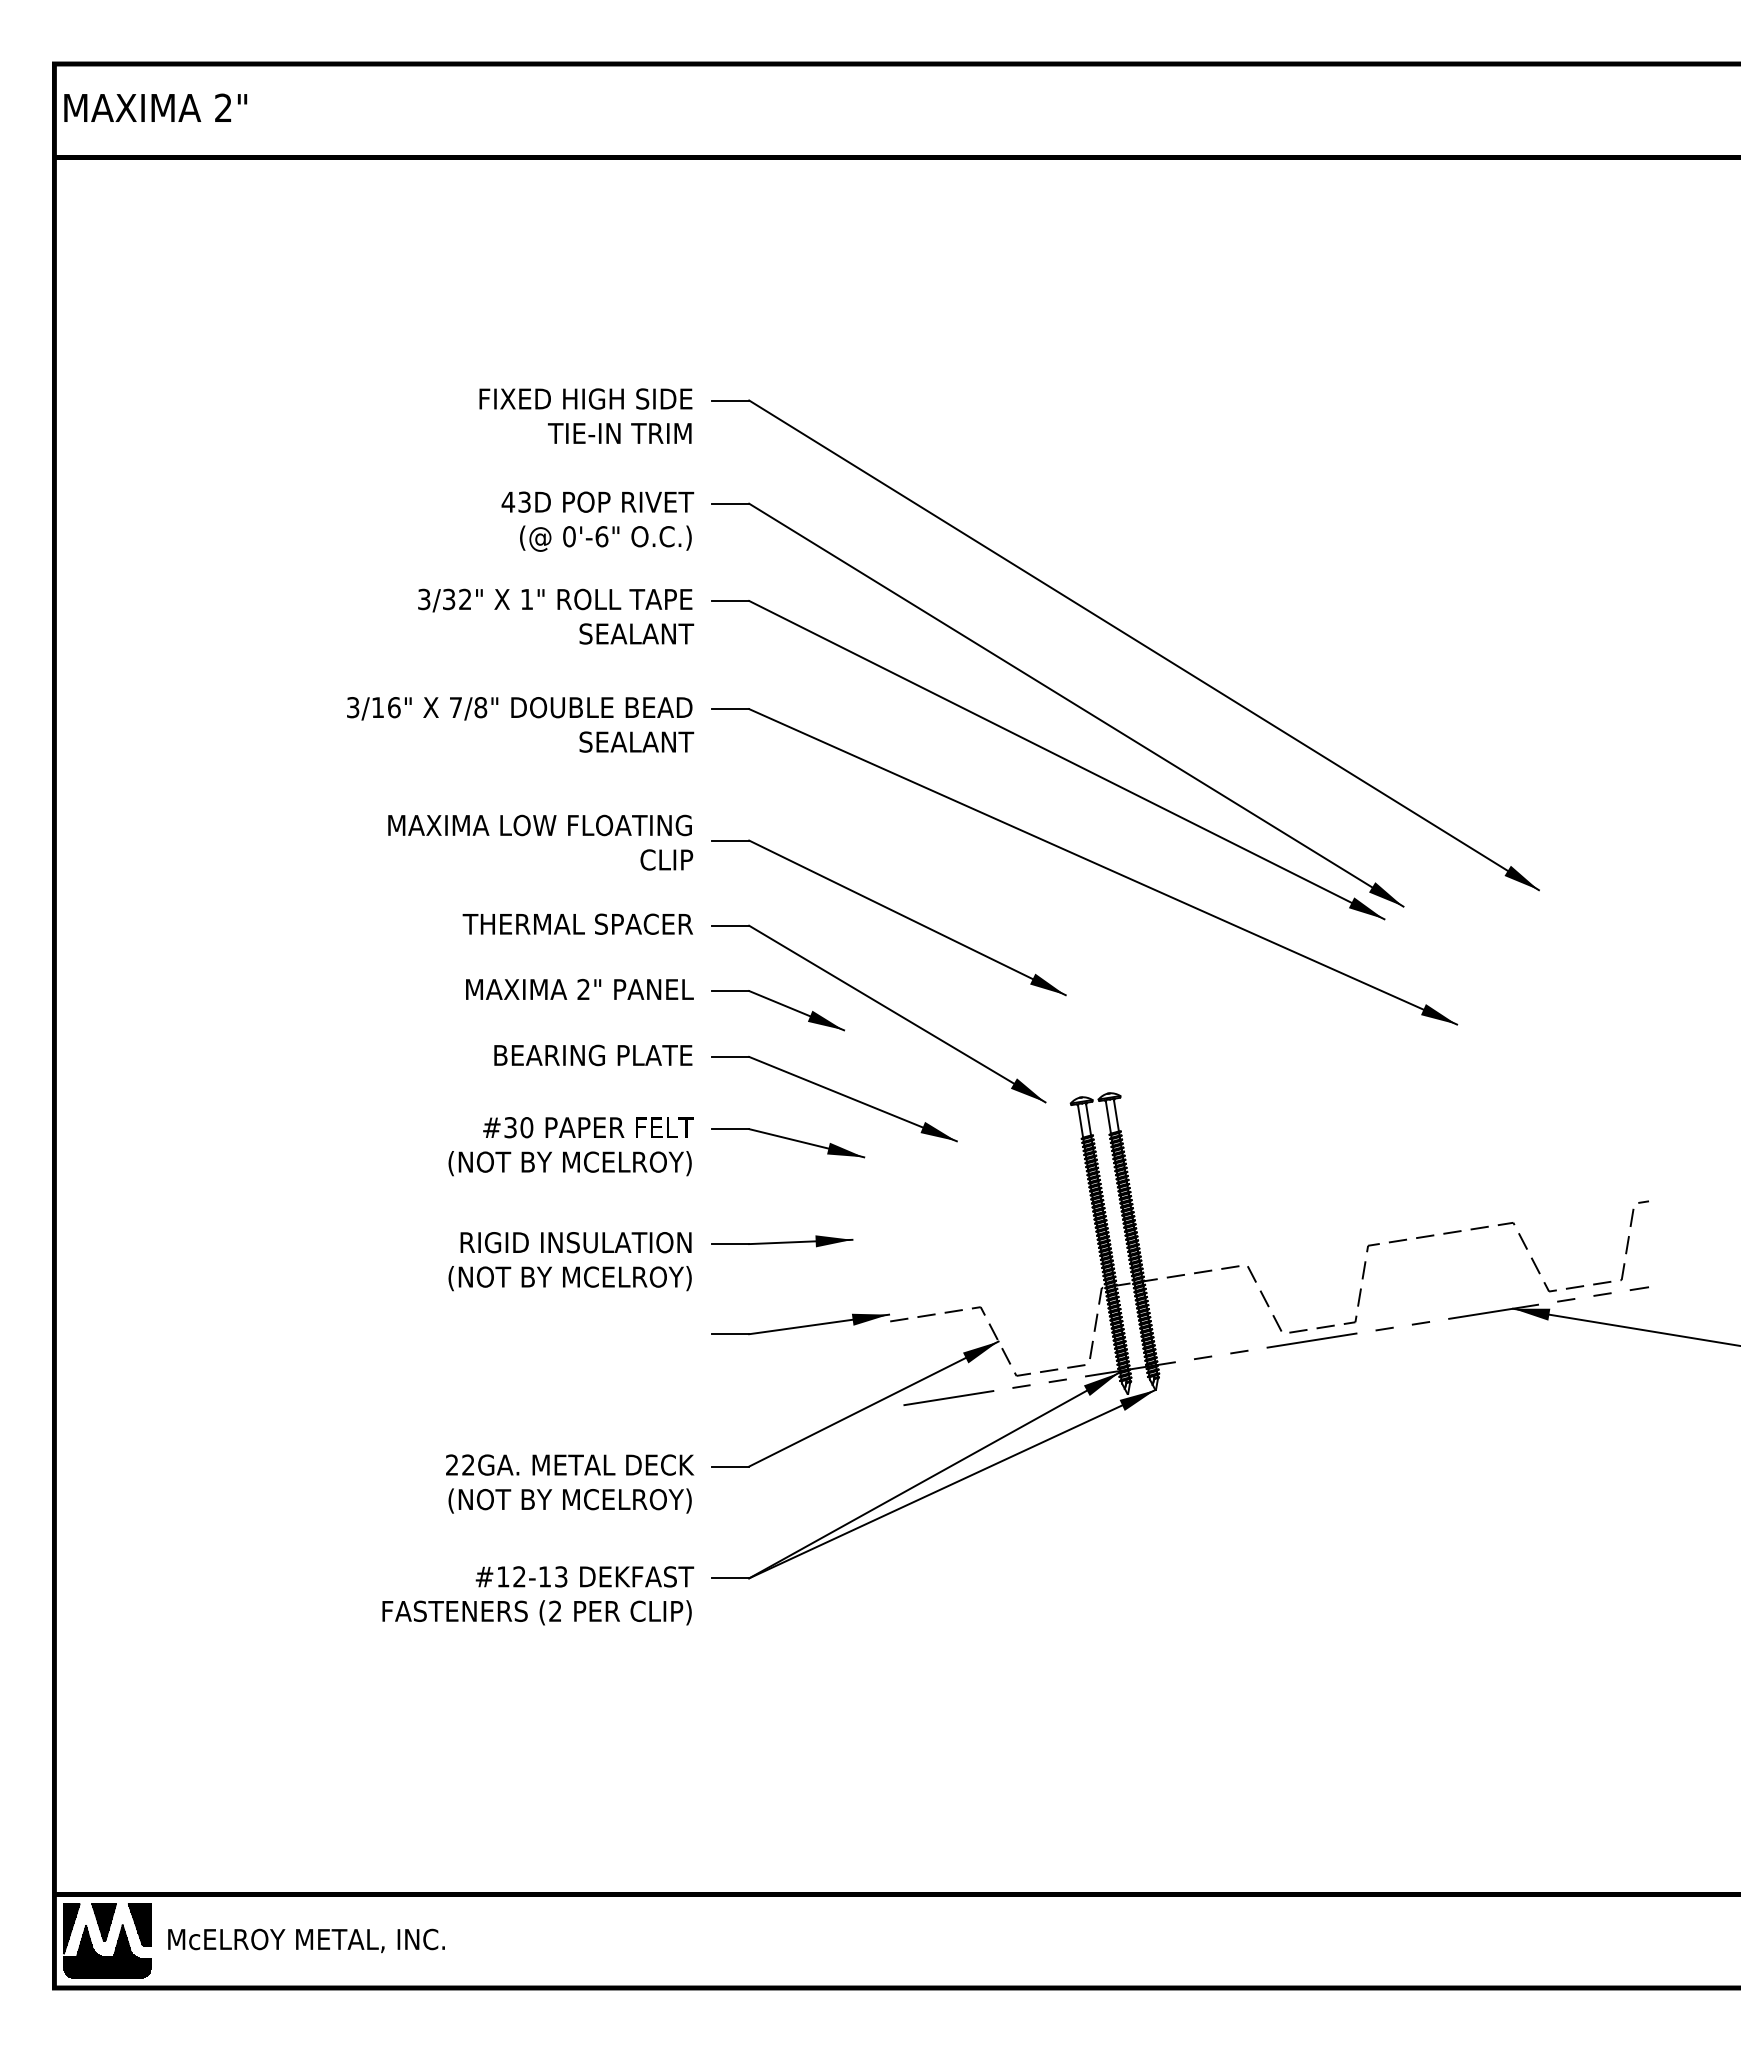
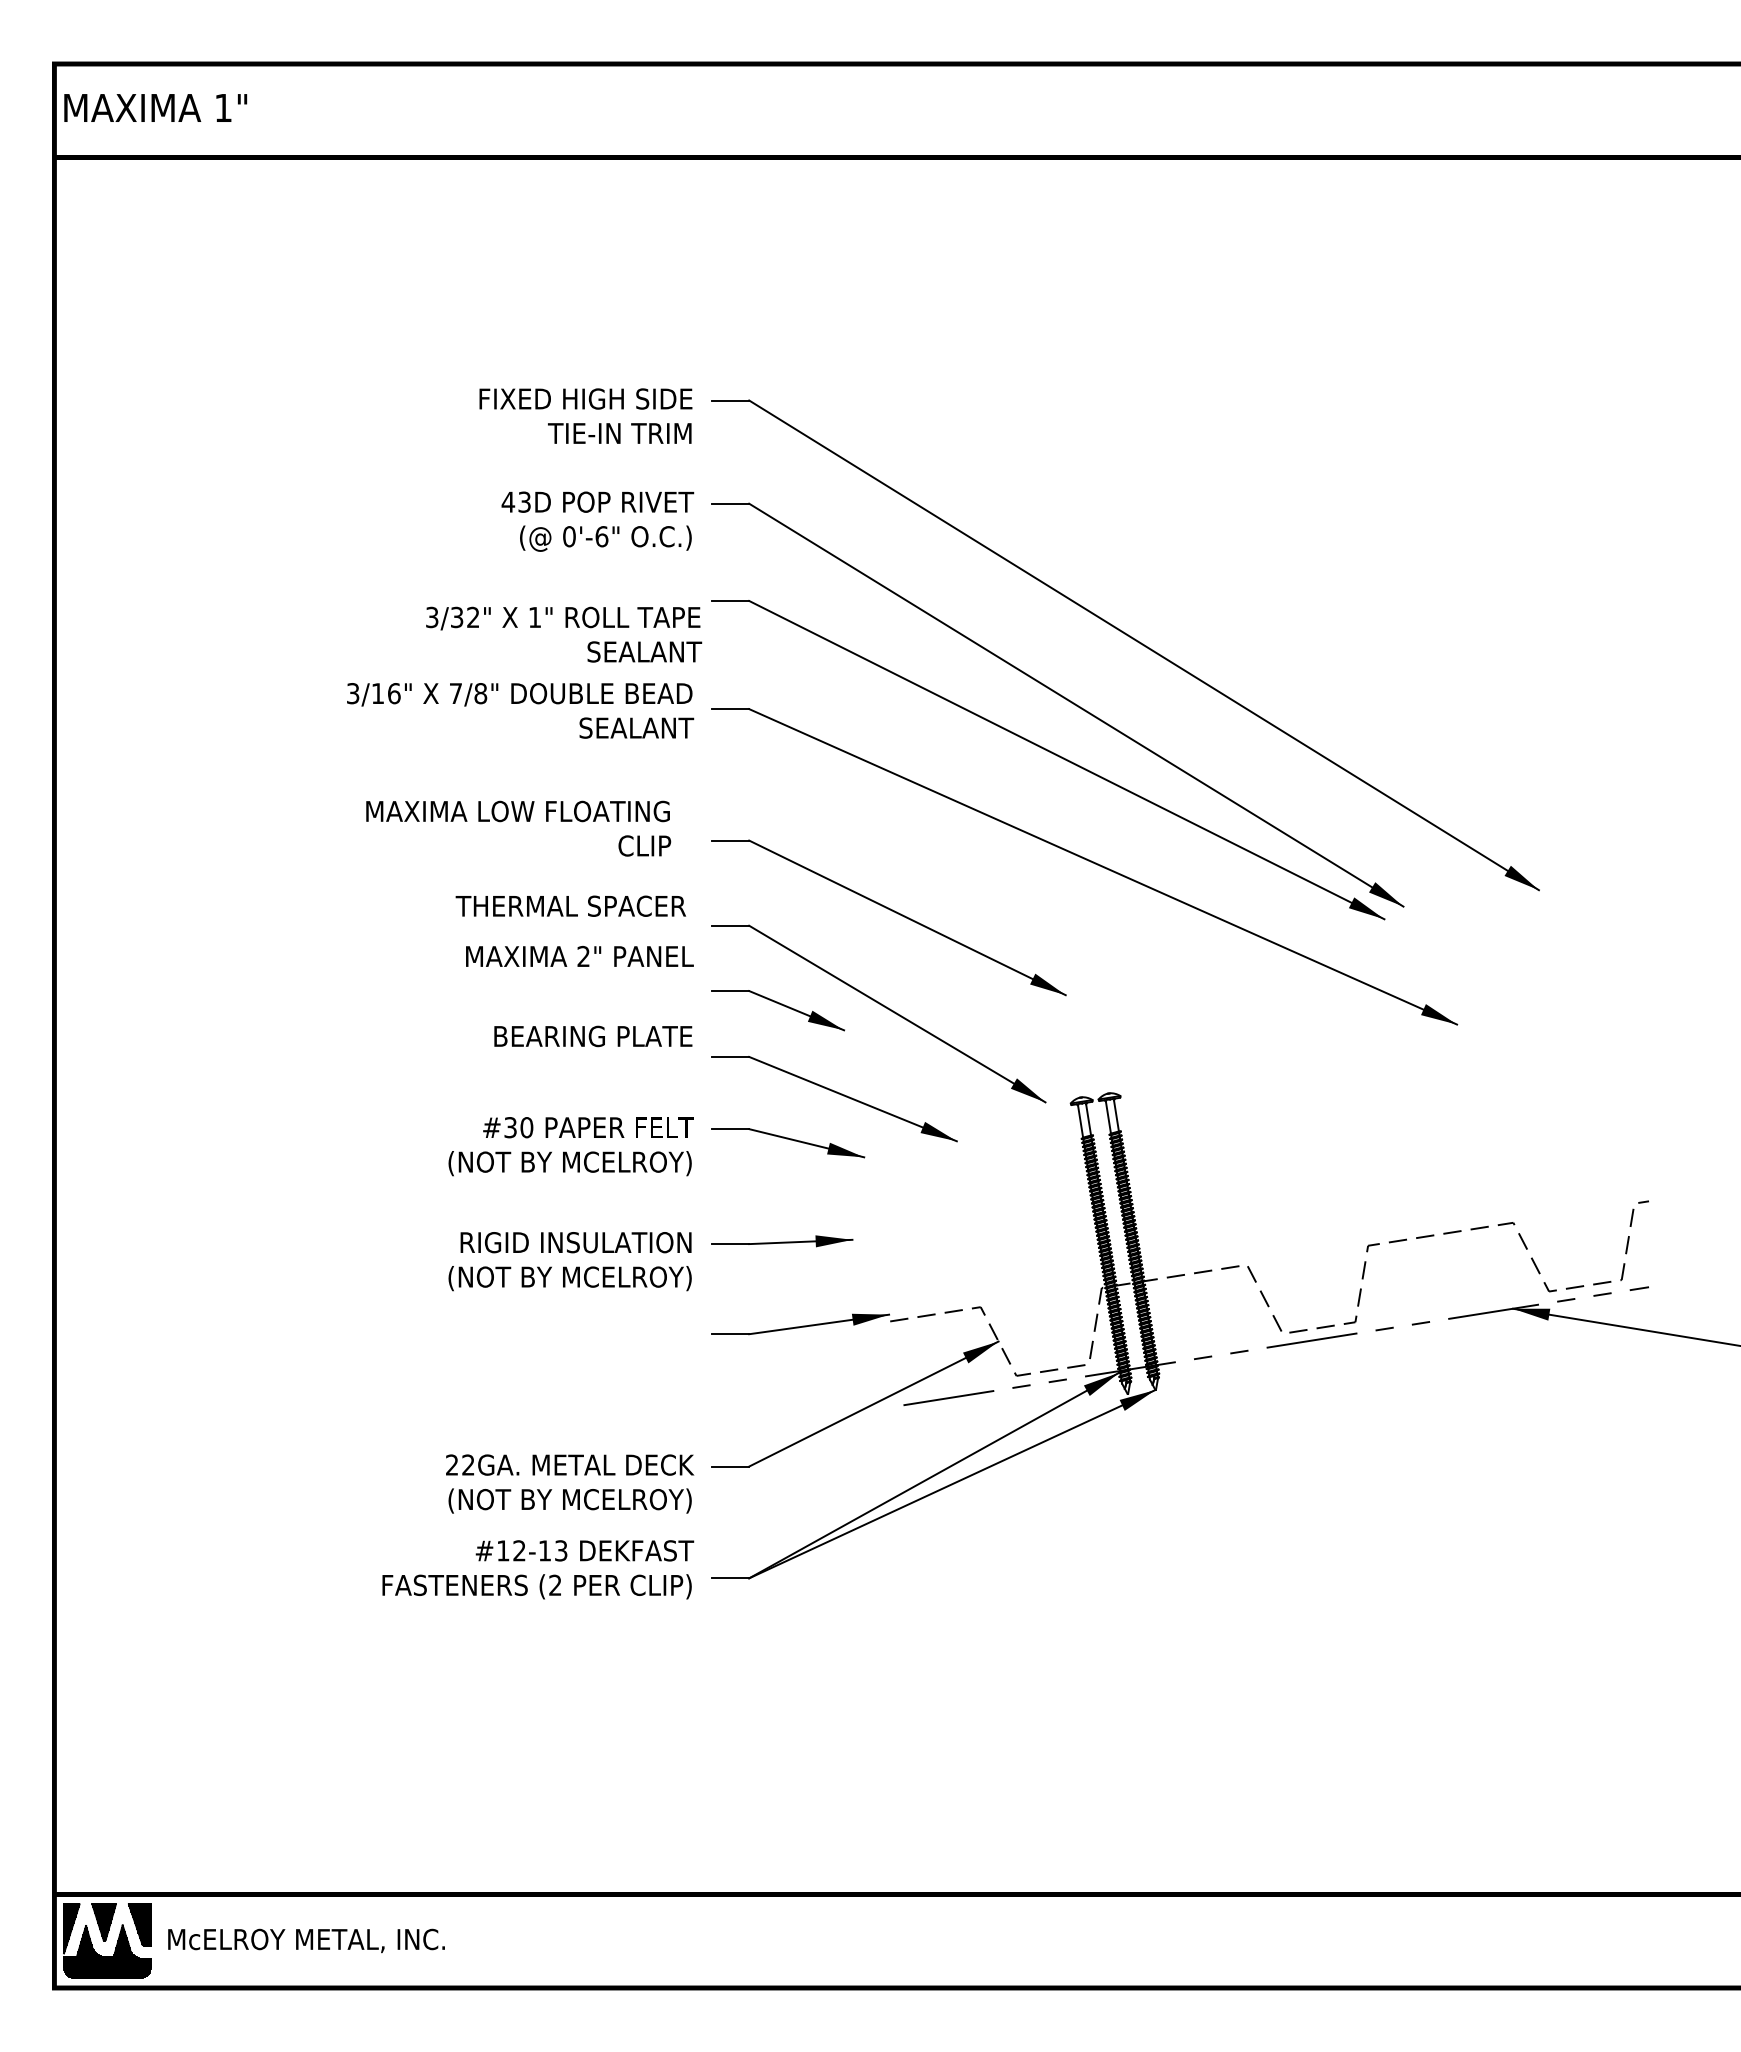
text: 2" -> 1" (223, 107)
text position: (556, 616) -> (564, 634) (564, 634)
text position: (520, 724) -> (520, 710) (520, 710)
text position: (540, 842) -> (518, 828) (518, 828)
text position: (577, 923) -> (570, 905) (570, 905)
text position: (579, 989) -> (579, 956) (579, 956)
text position: (593, 1055) -> (593, 1036) (593, 1036)
text position: (538, 1595) -> (538, 1569) (538, 1569)
